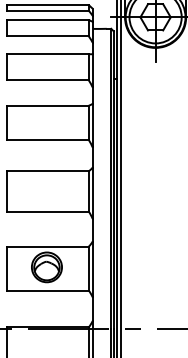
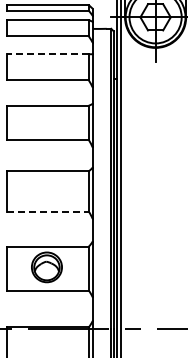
line: solid -> dashed (47, 54)
line: solid -> dashed (47, 211)
